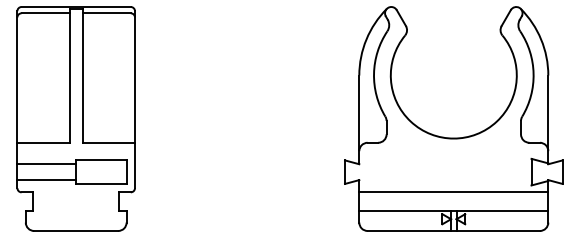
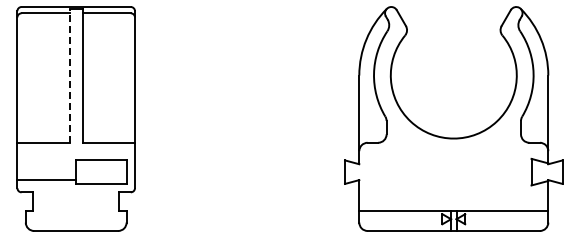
line: solid -> dashed (69, 75)
line: present -> none (46, 164)
line: present -> none (453, 192)
